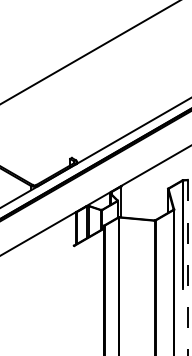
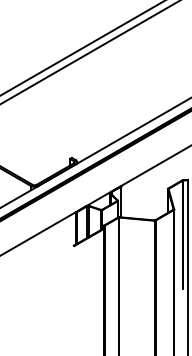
line: none -> present (82, 48)
line: dashed -> solid (187, 268)
